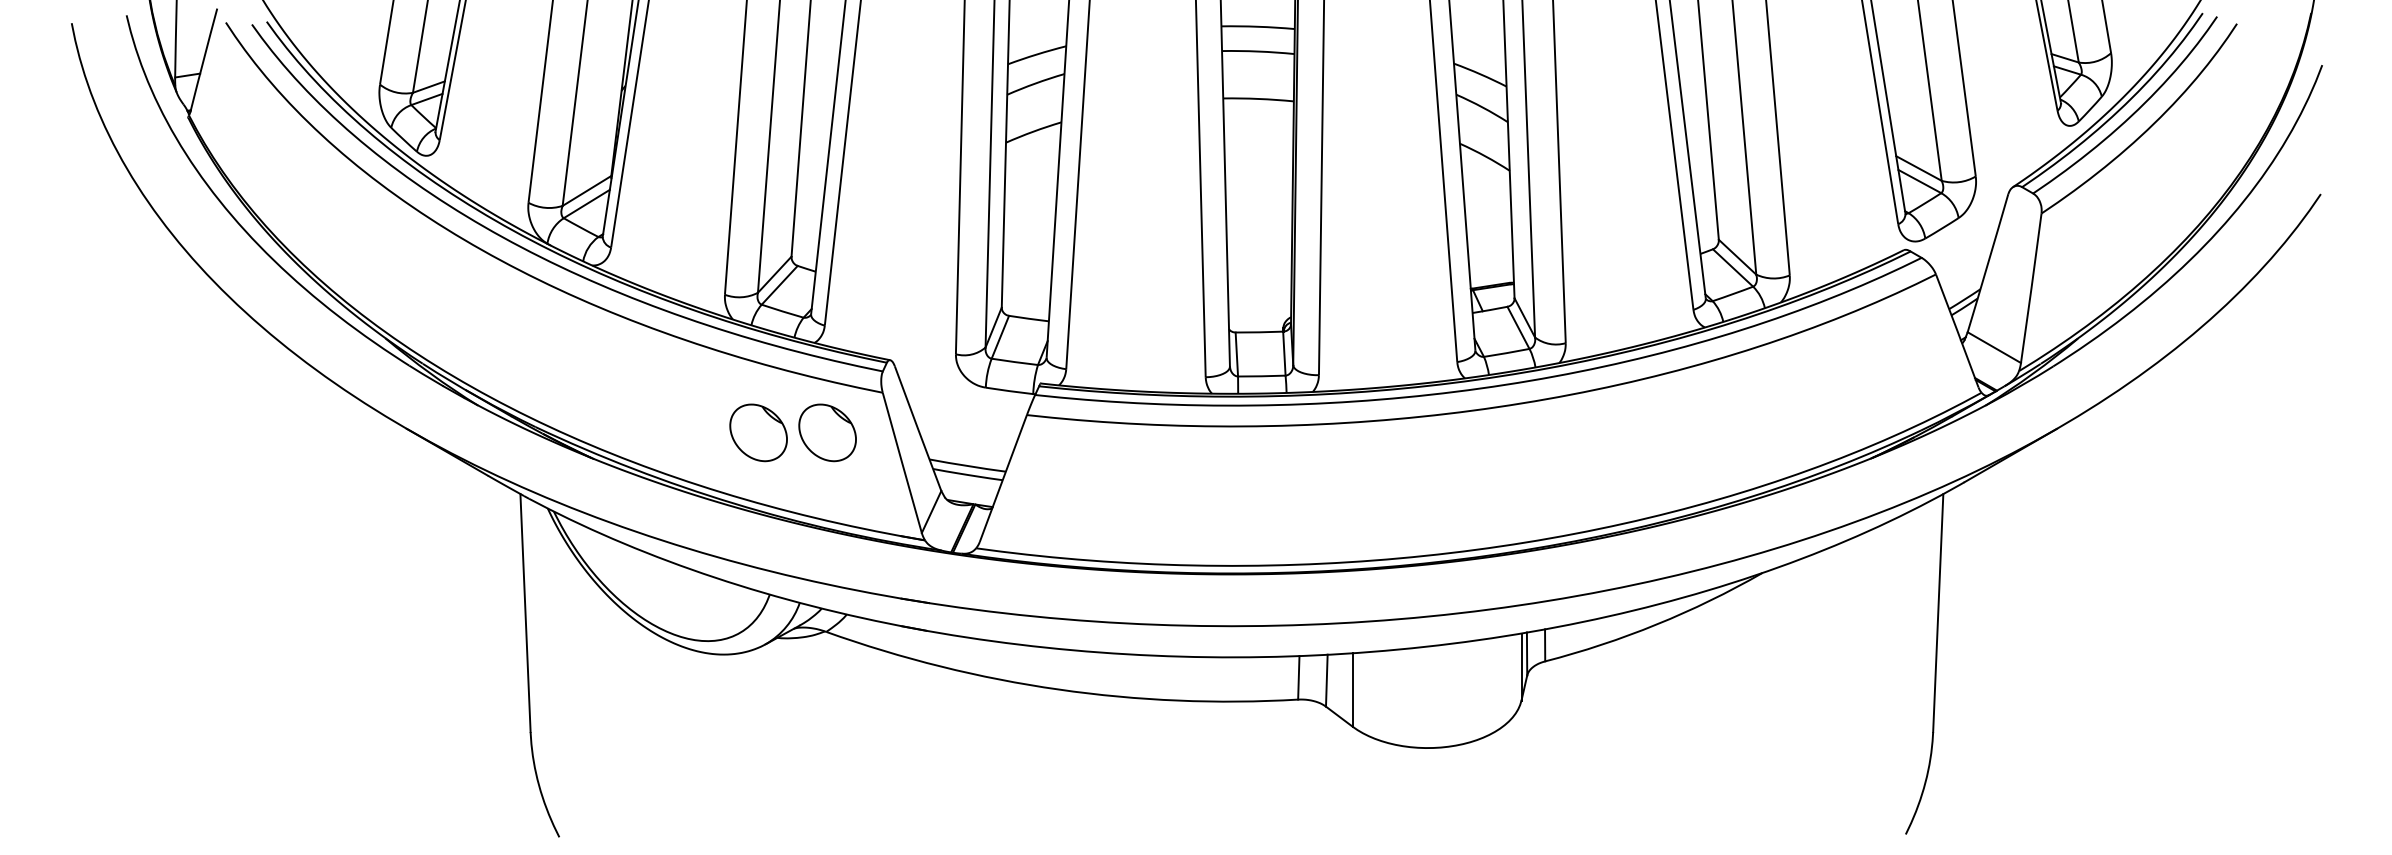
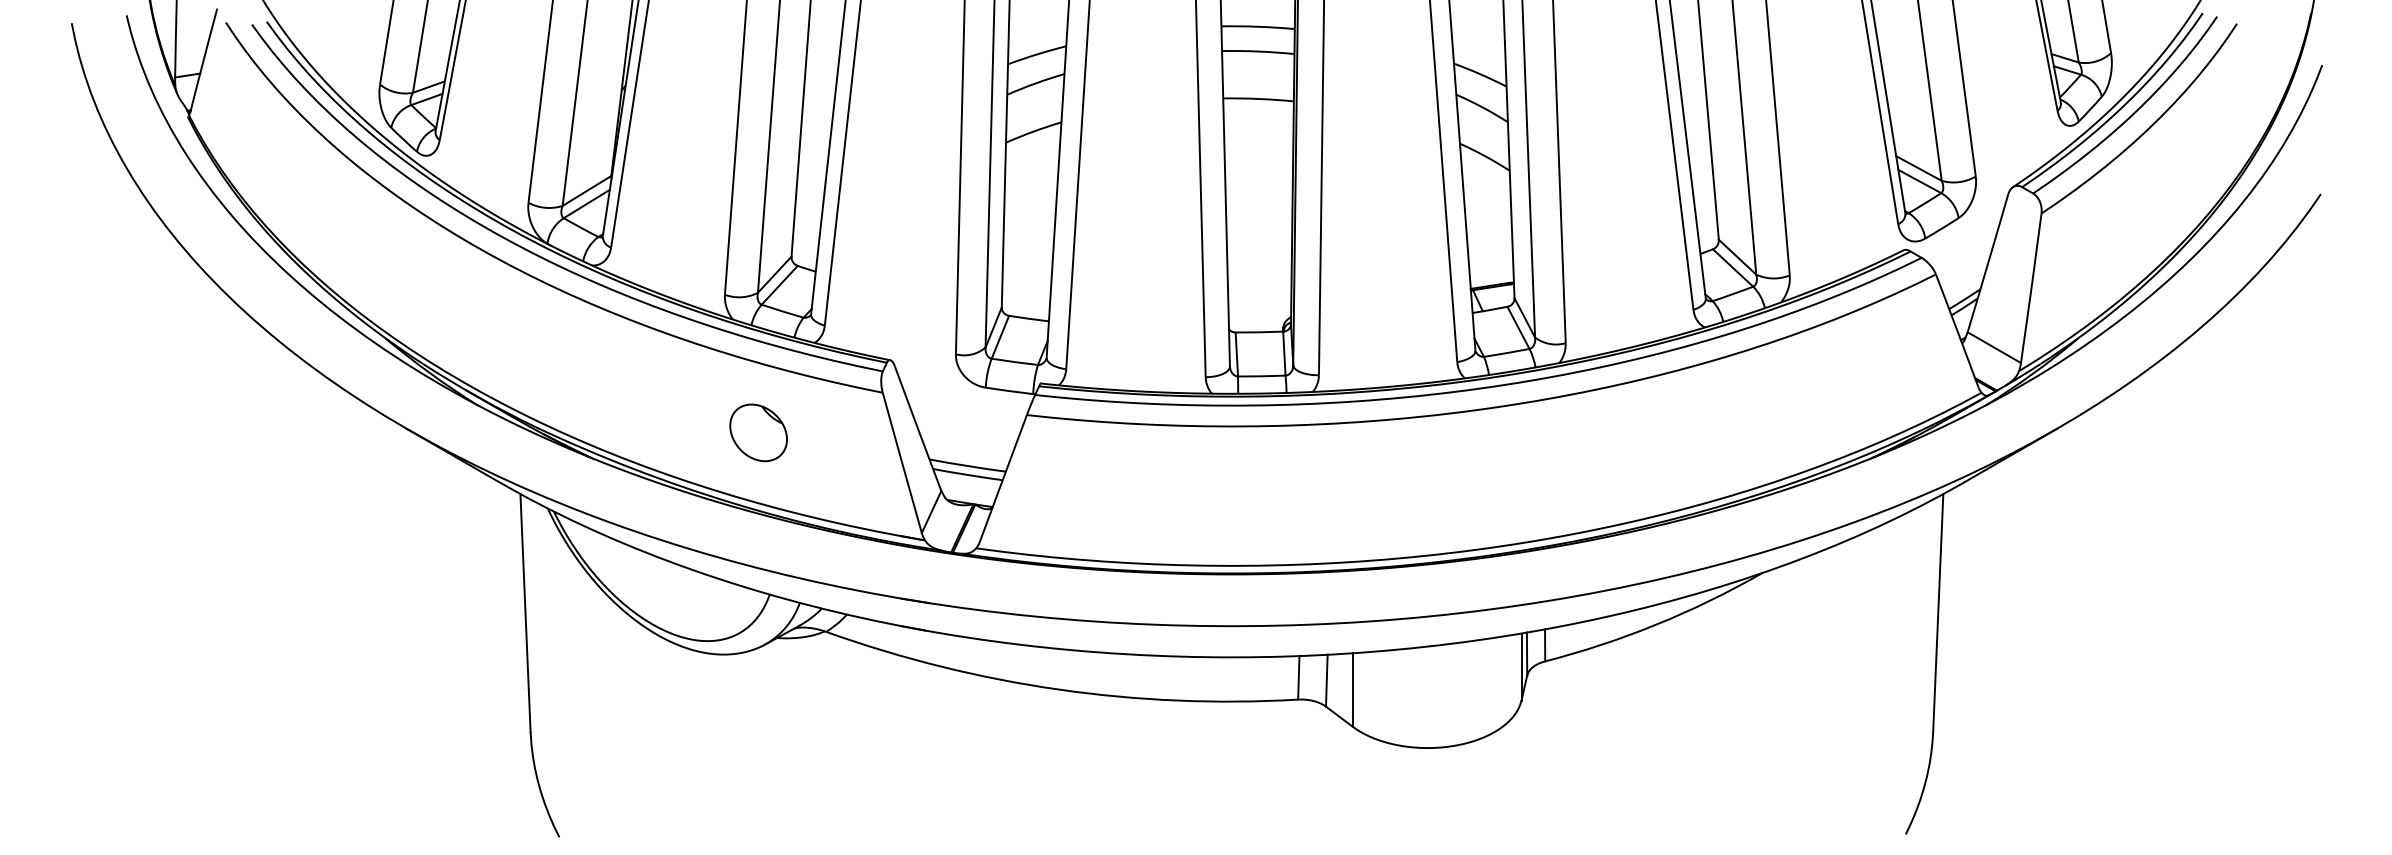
part: present -> none (827, 432)
